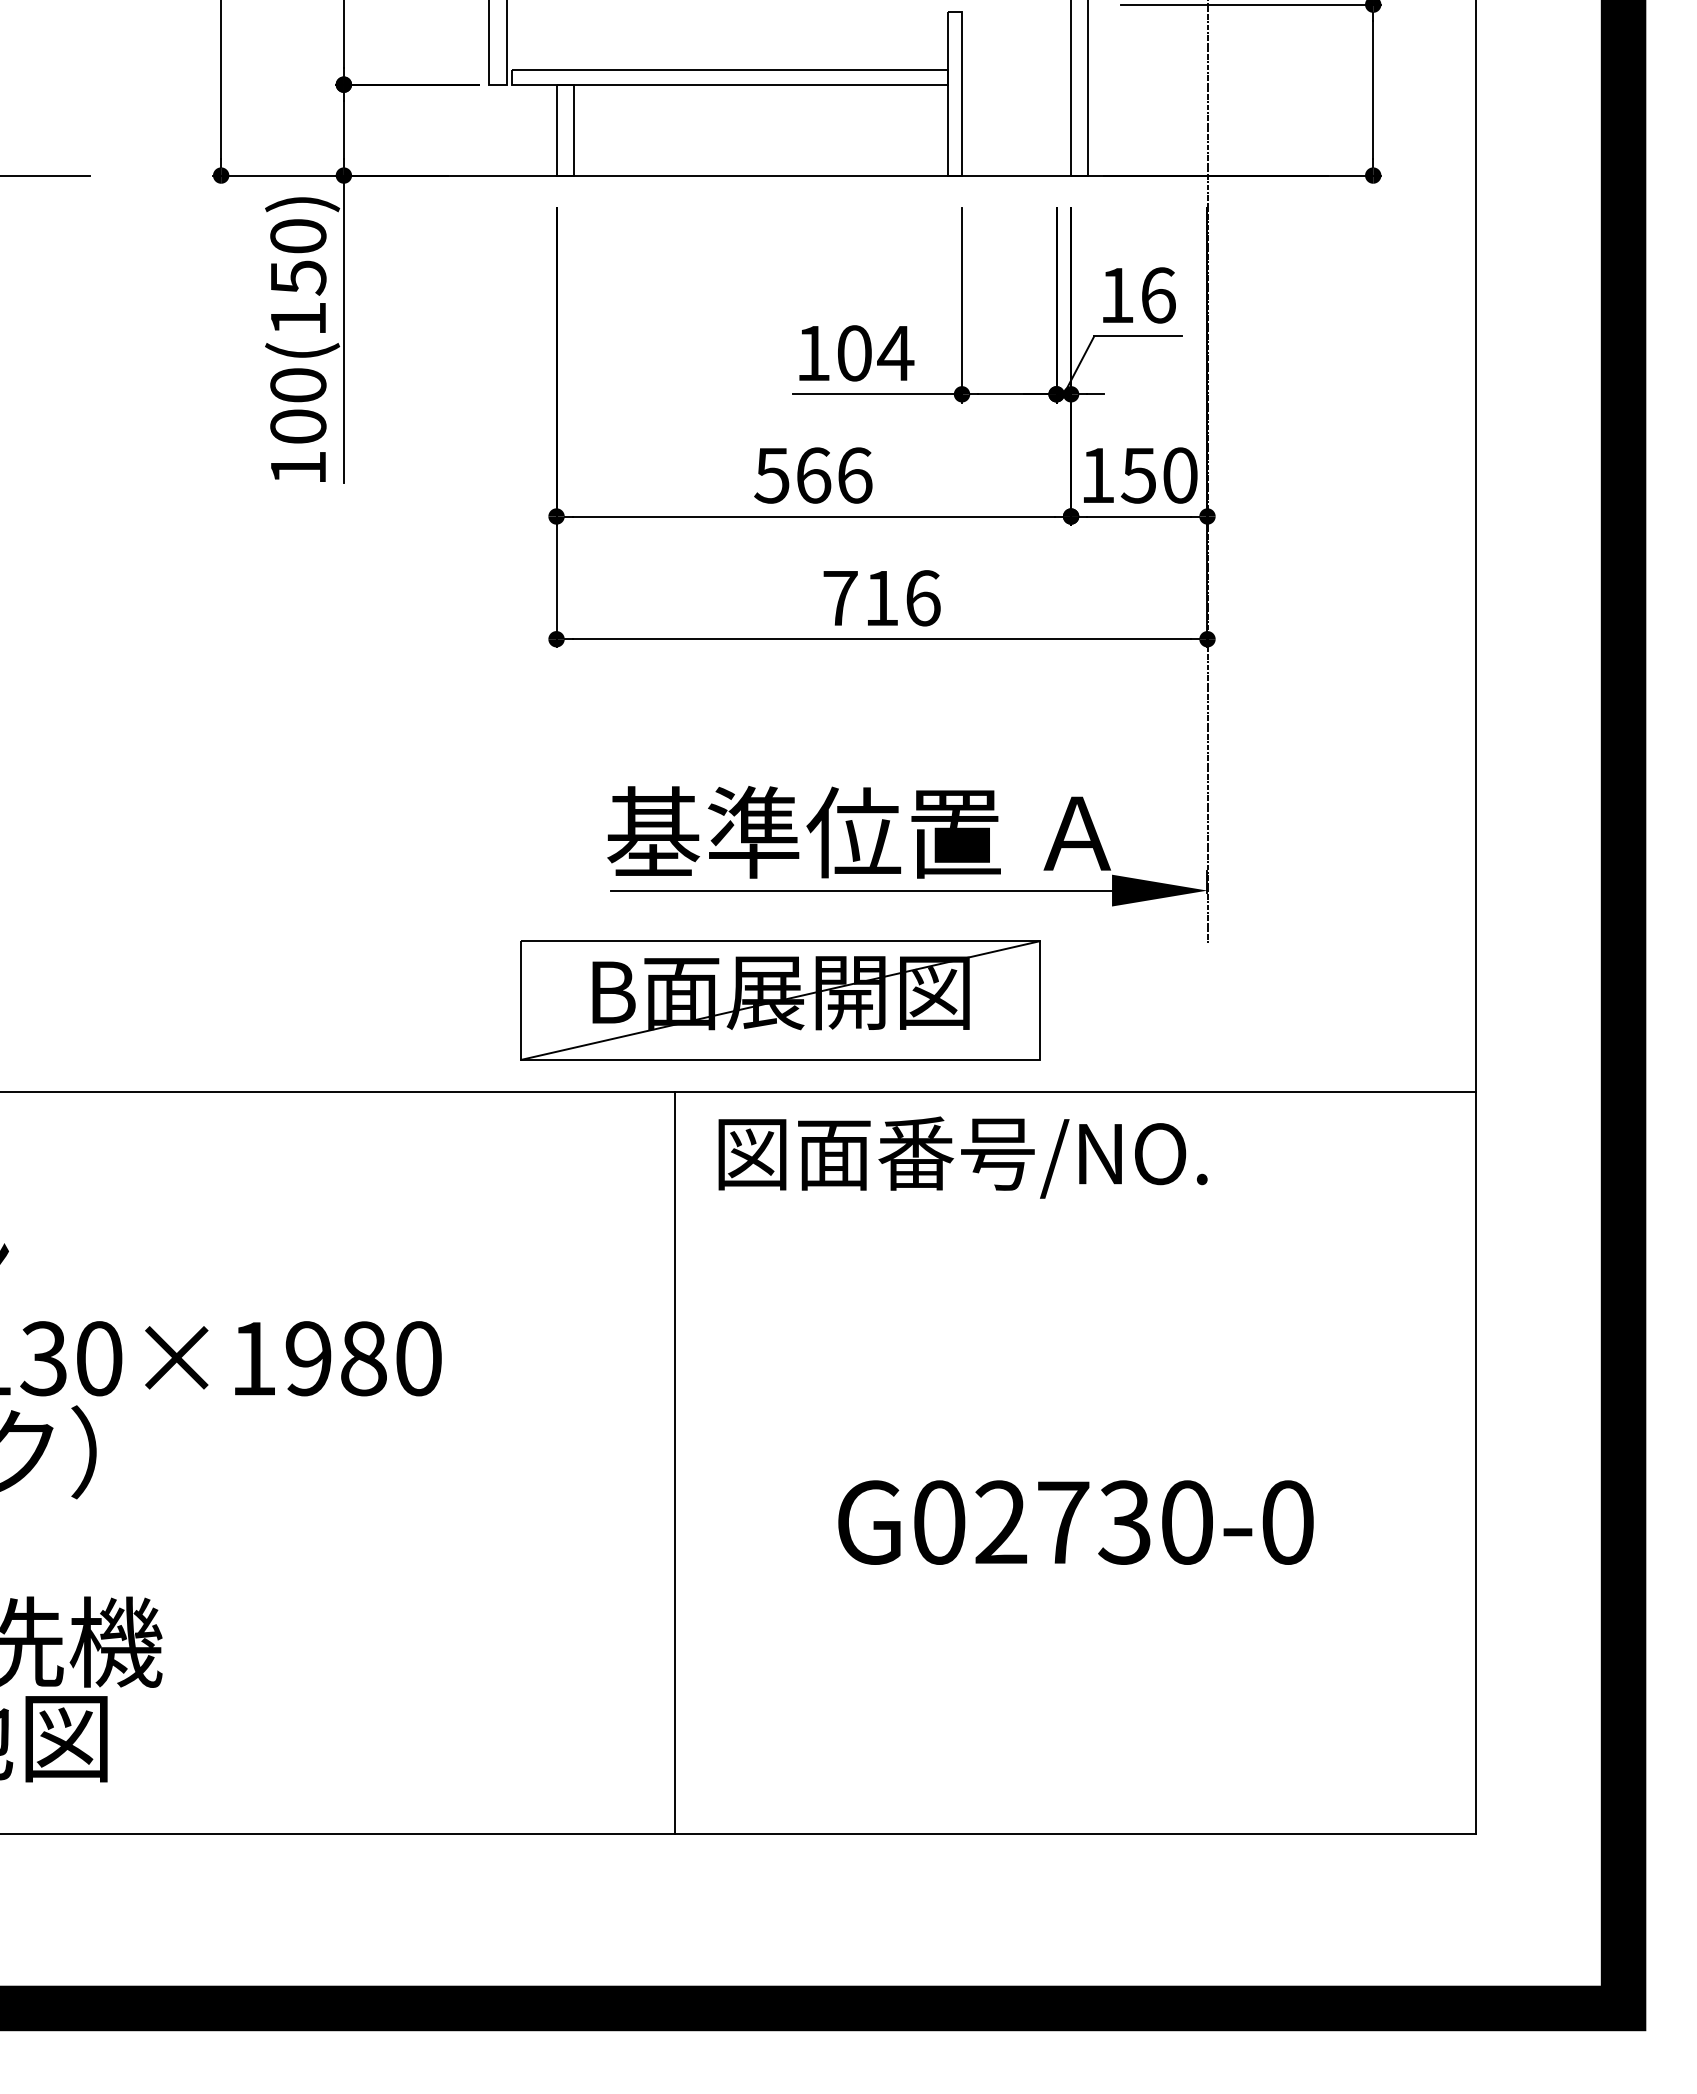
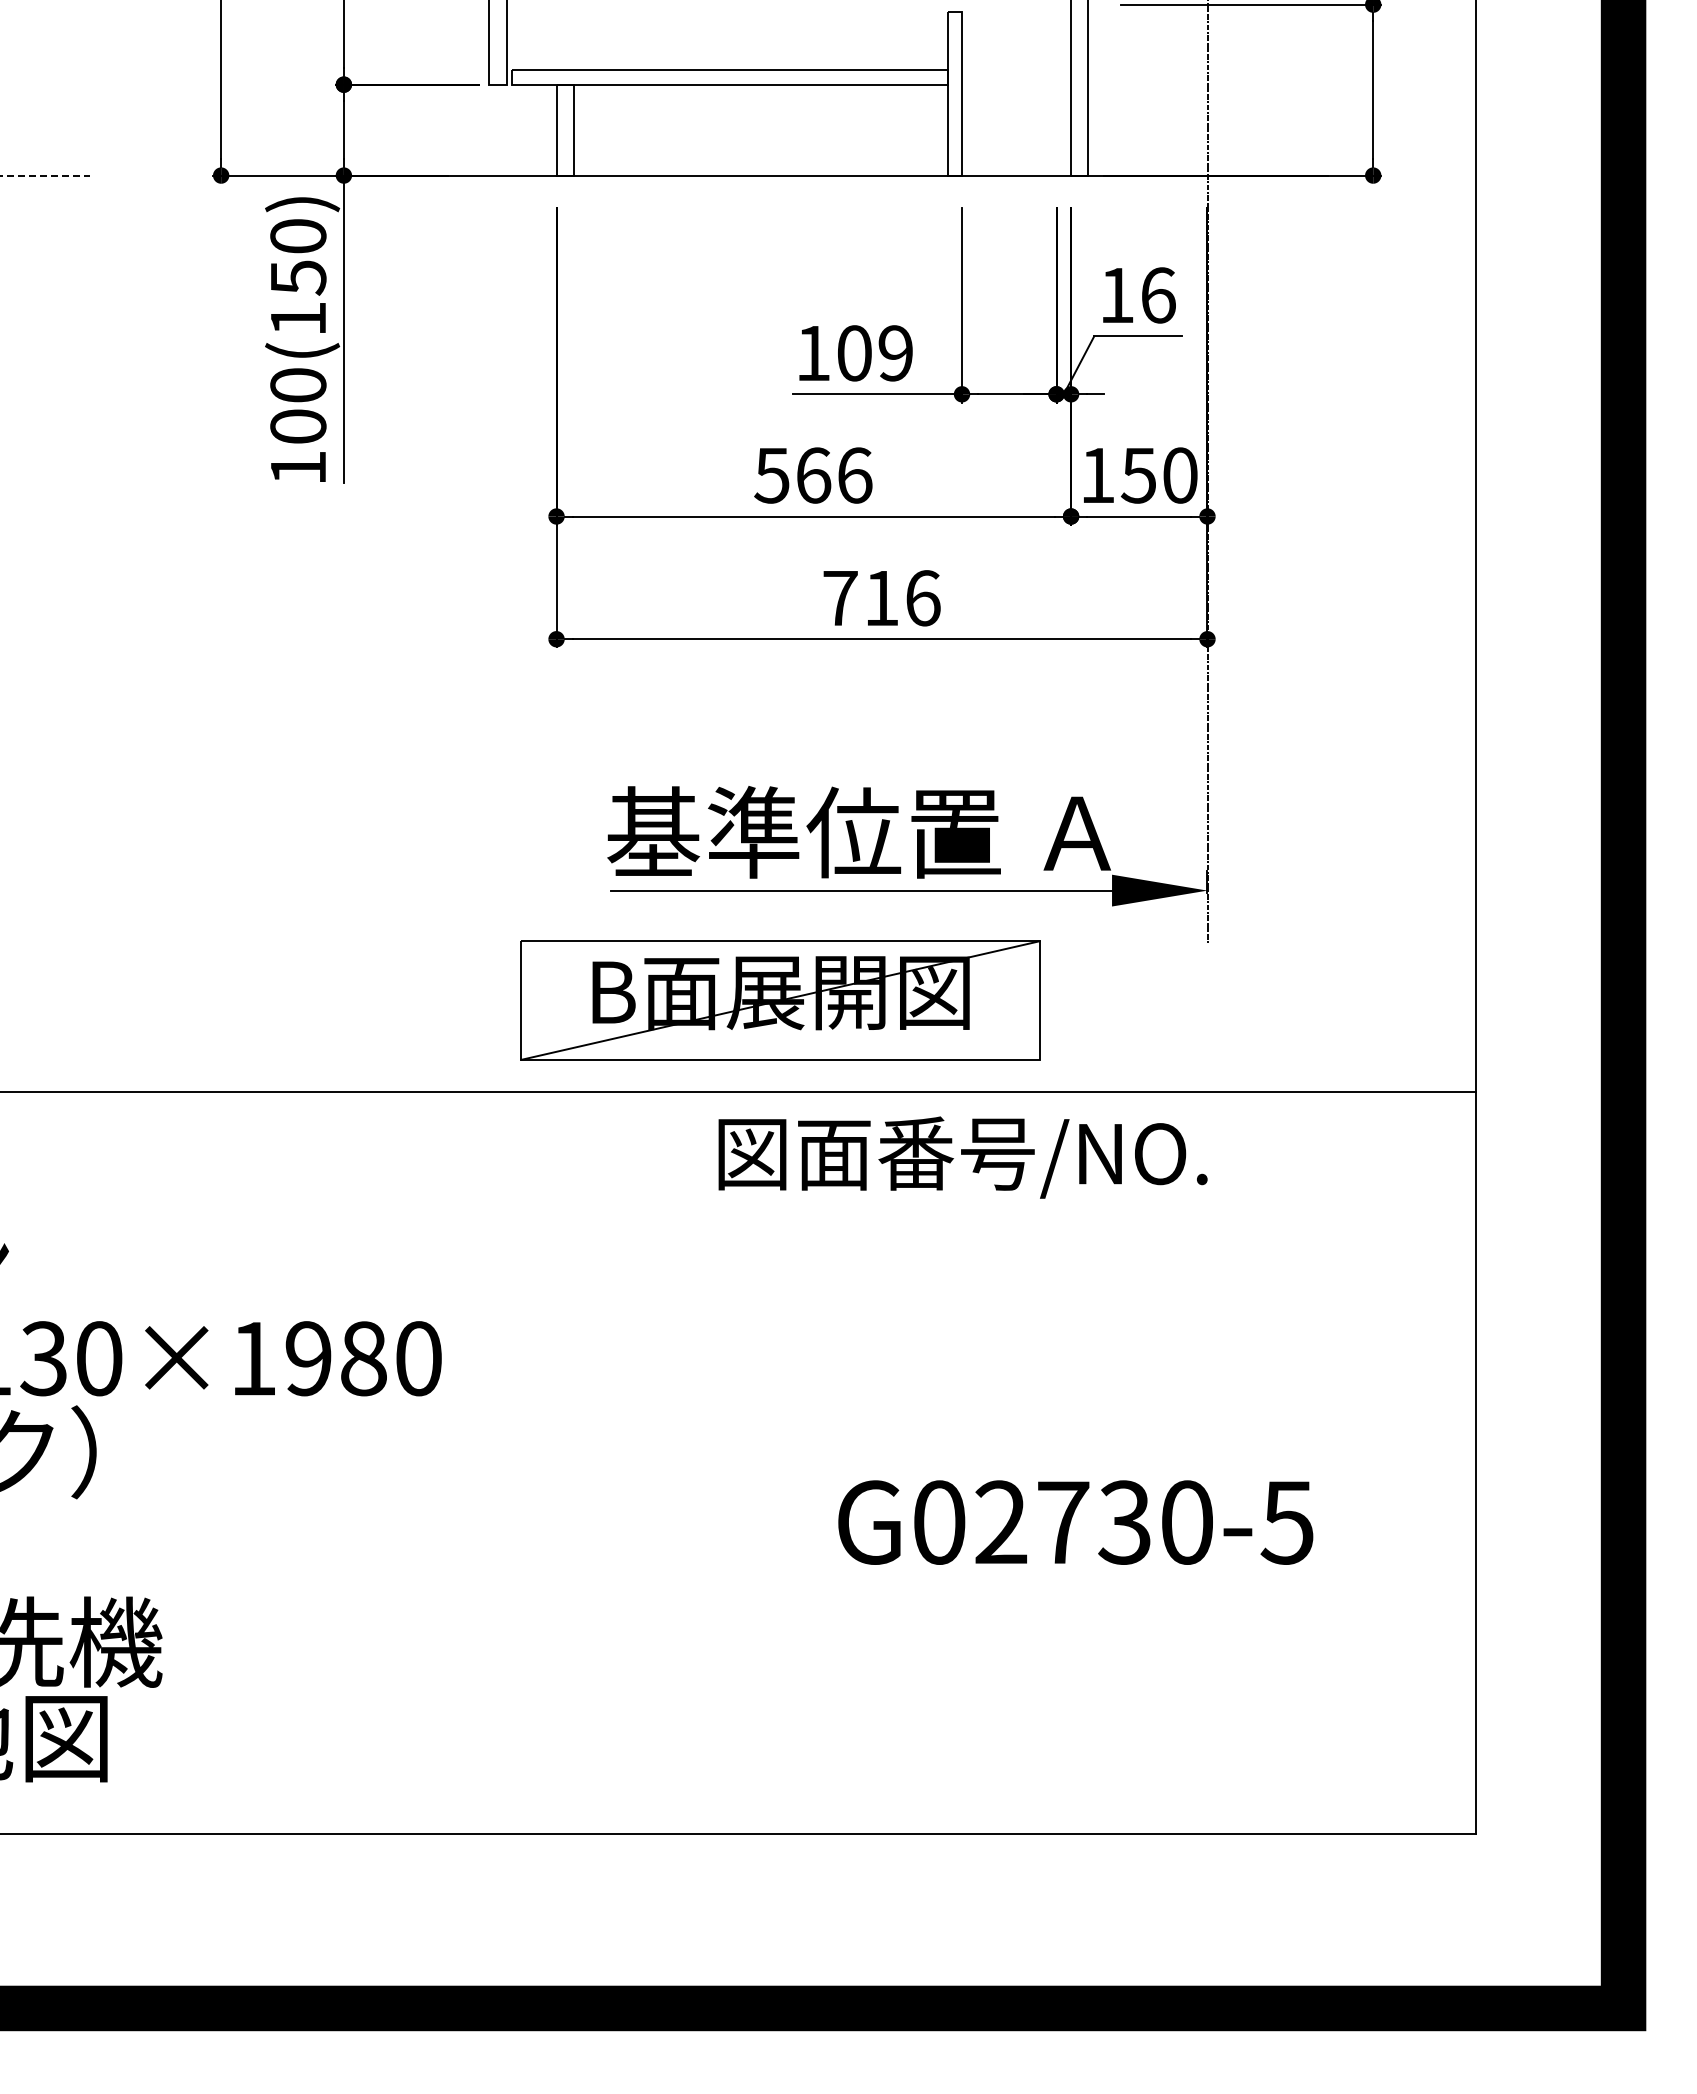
line: solid -> dashed (45, 175)
text: 104 -> 109 (895, 353)
line: present -> none (675, 1462)
text: G02730-0 -> G02730-5 (1286, 1522)
